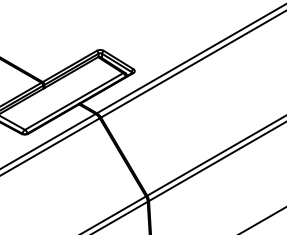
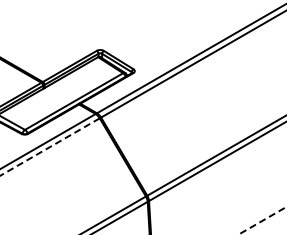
line: solid -> dashed (49, 147)
line: solid -> dashed (262, 220)
